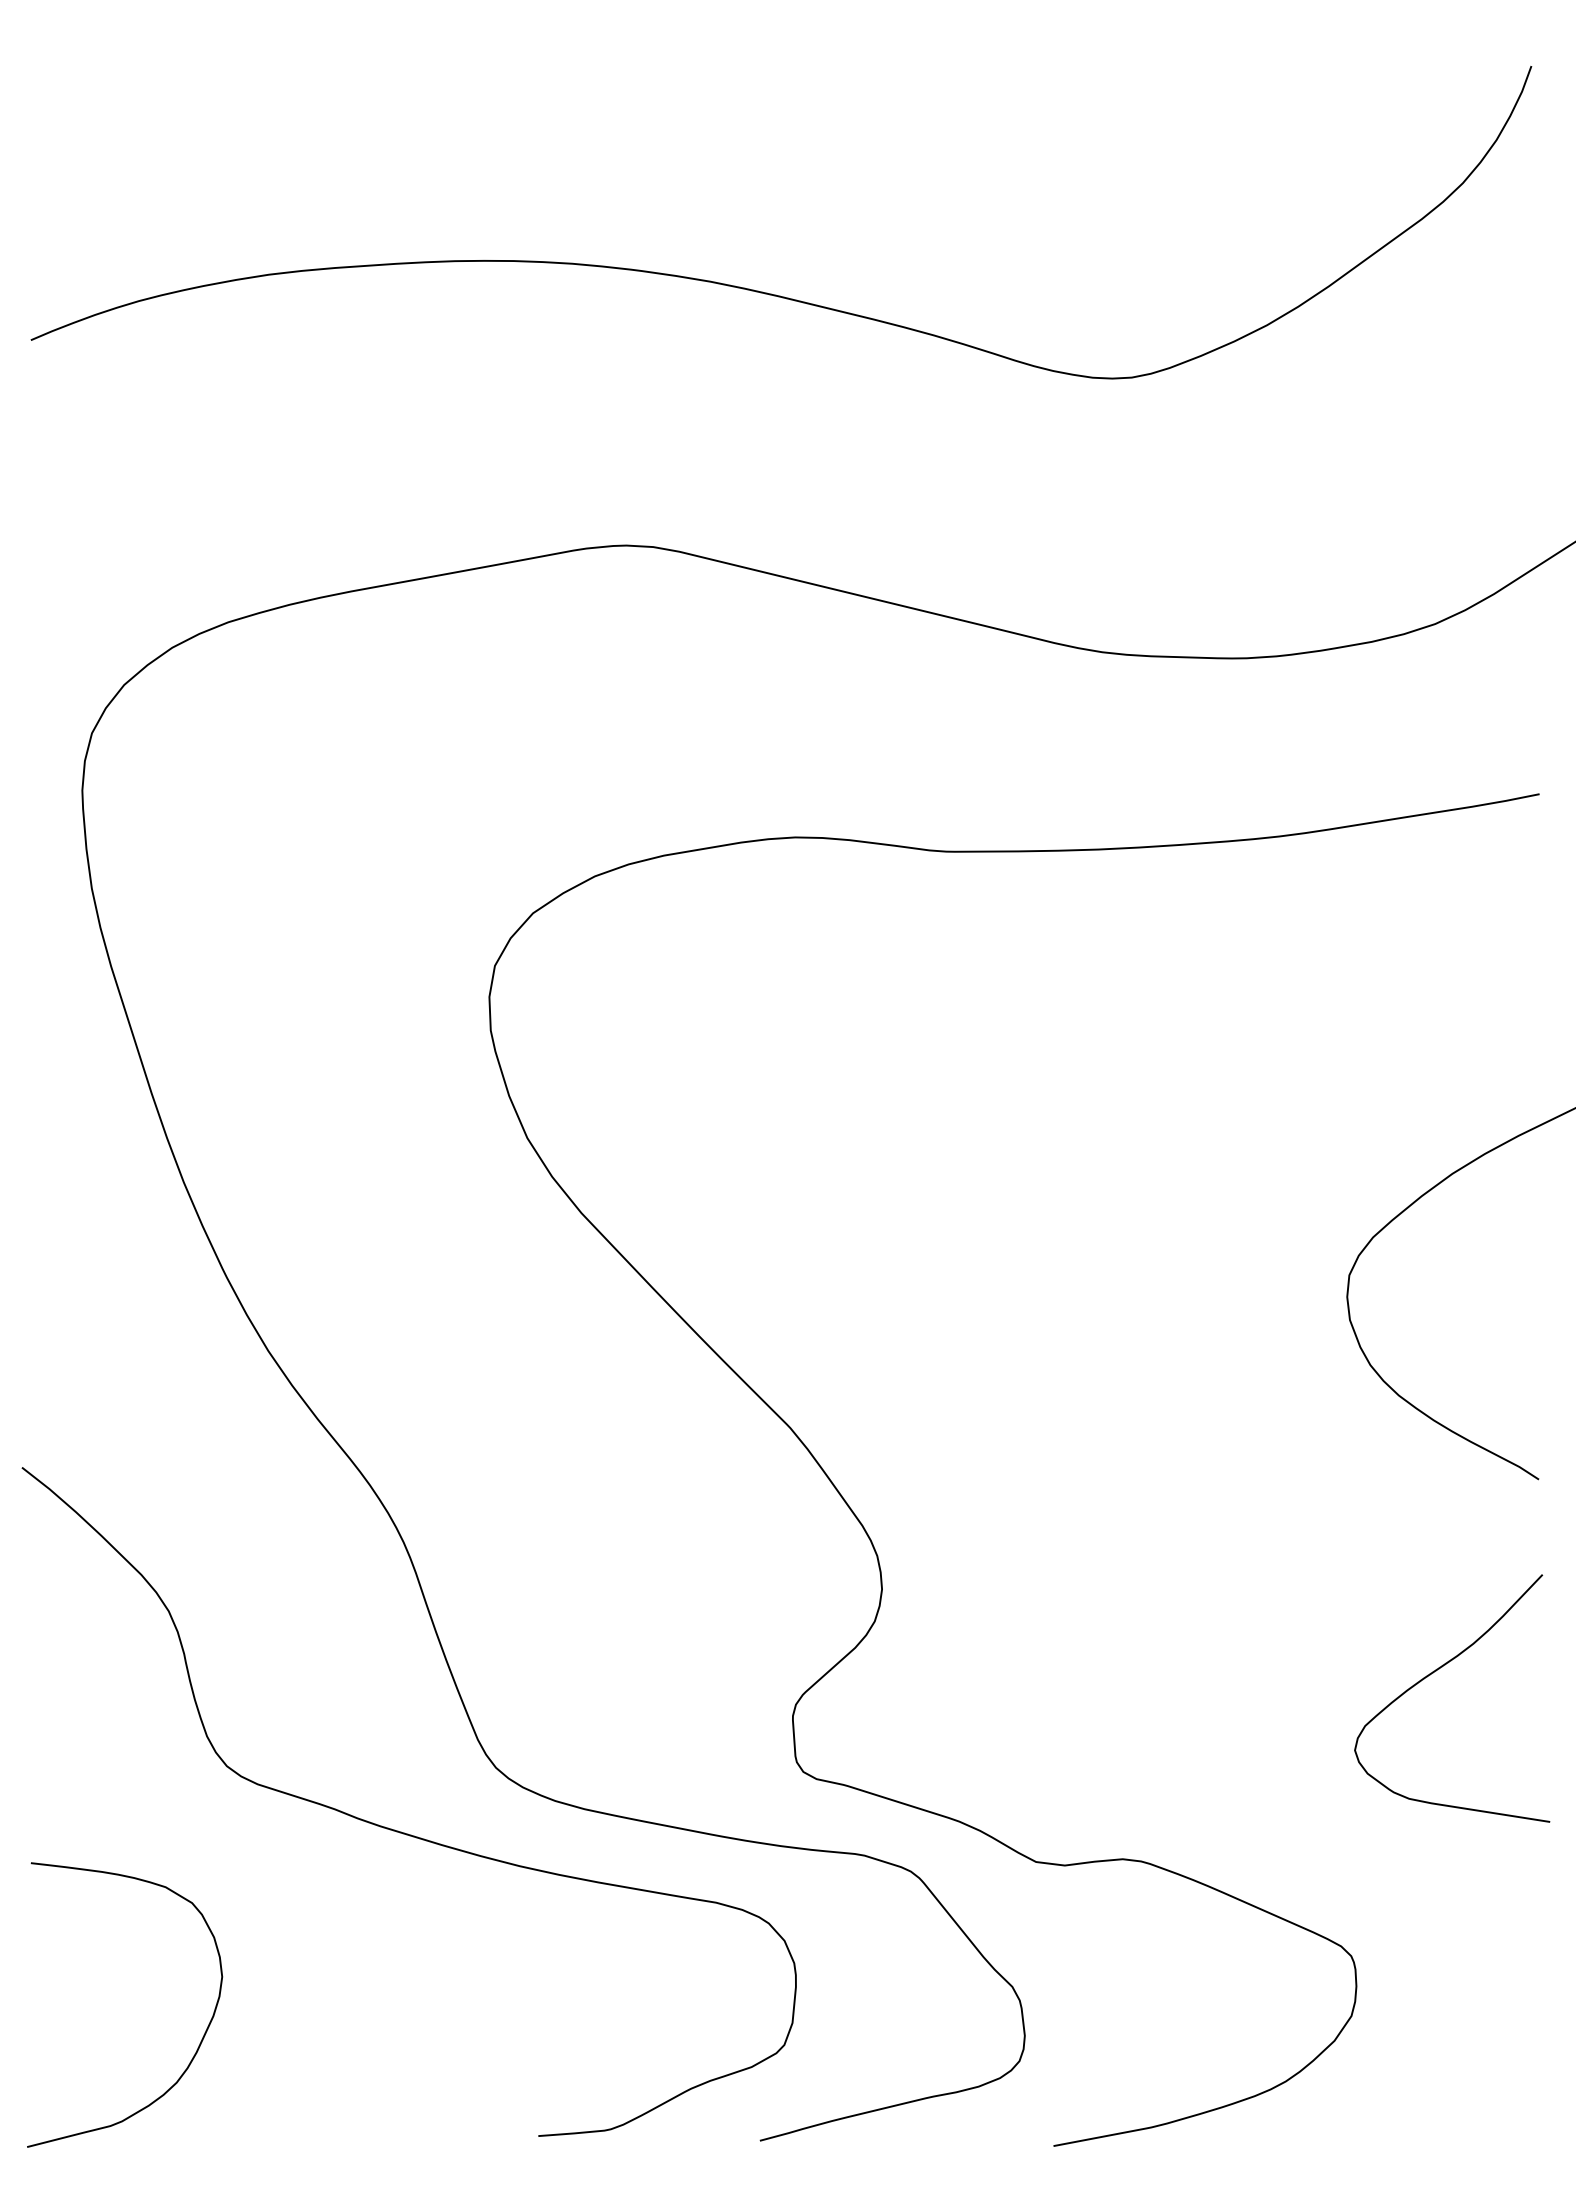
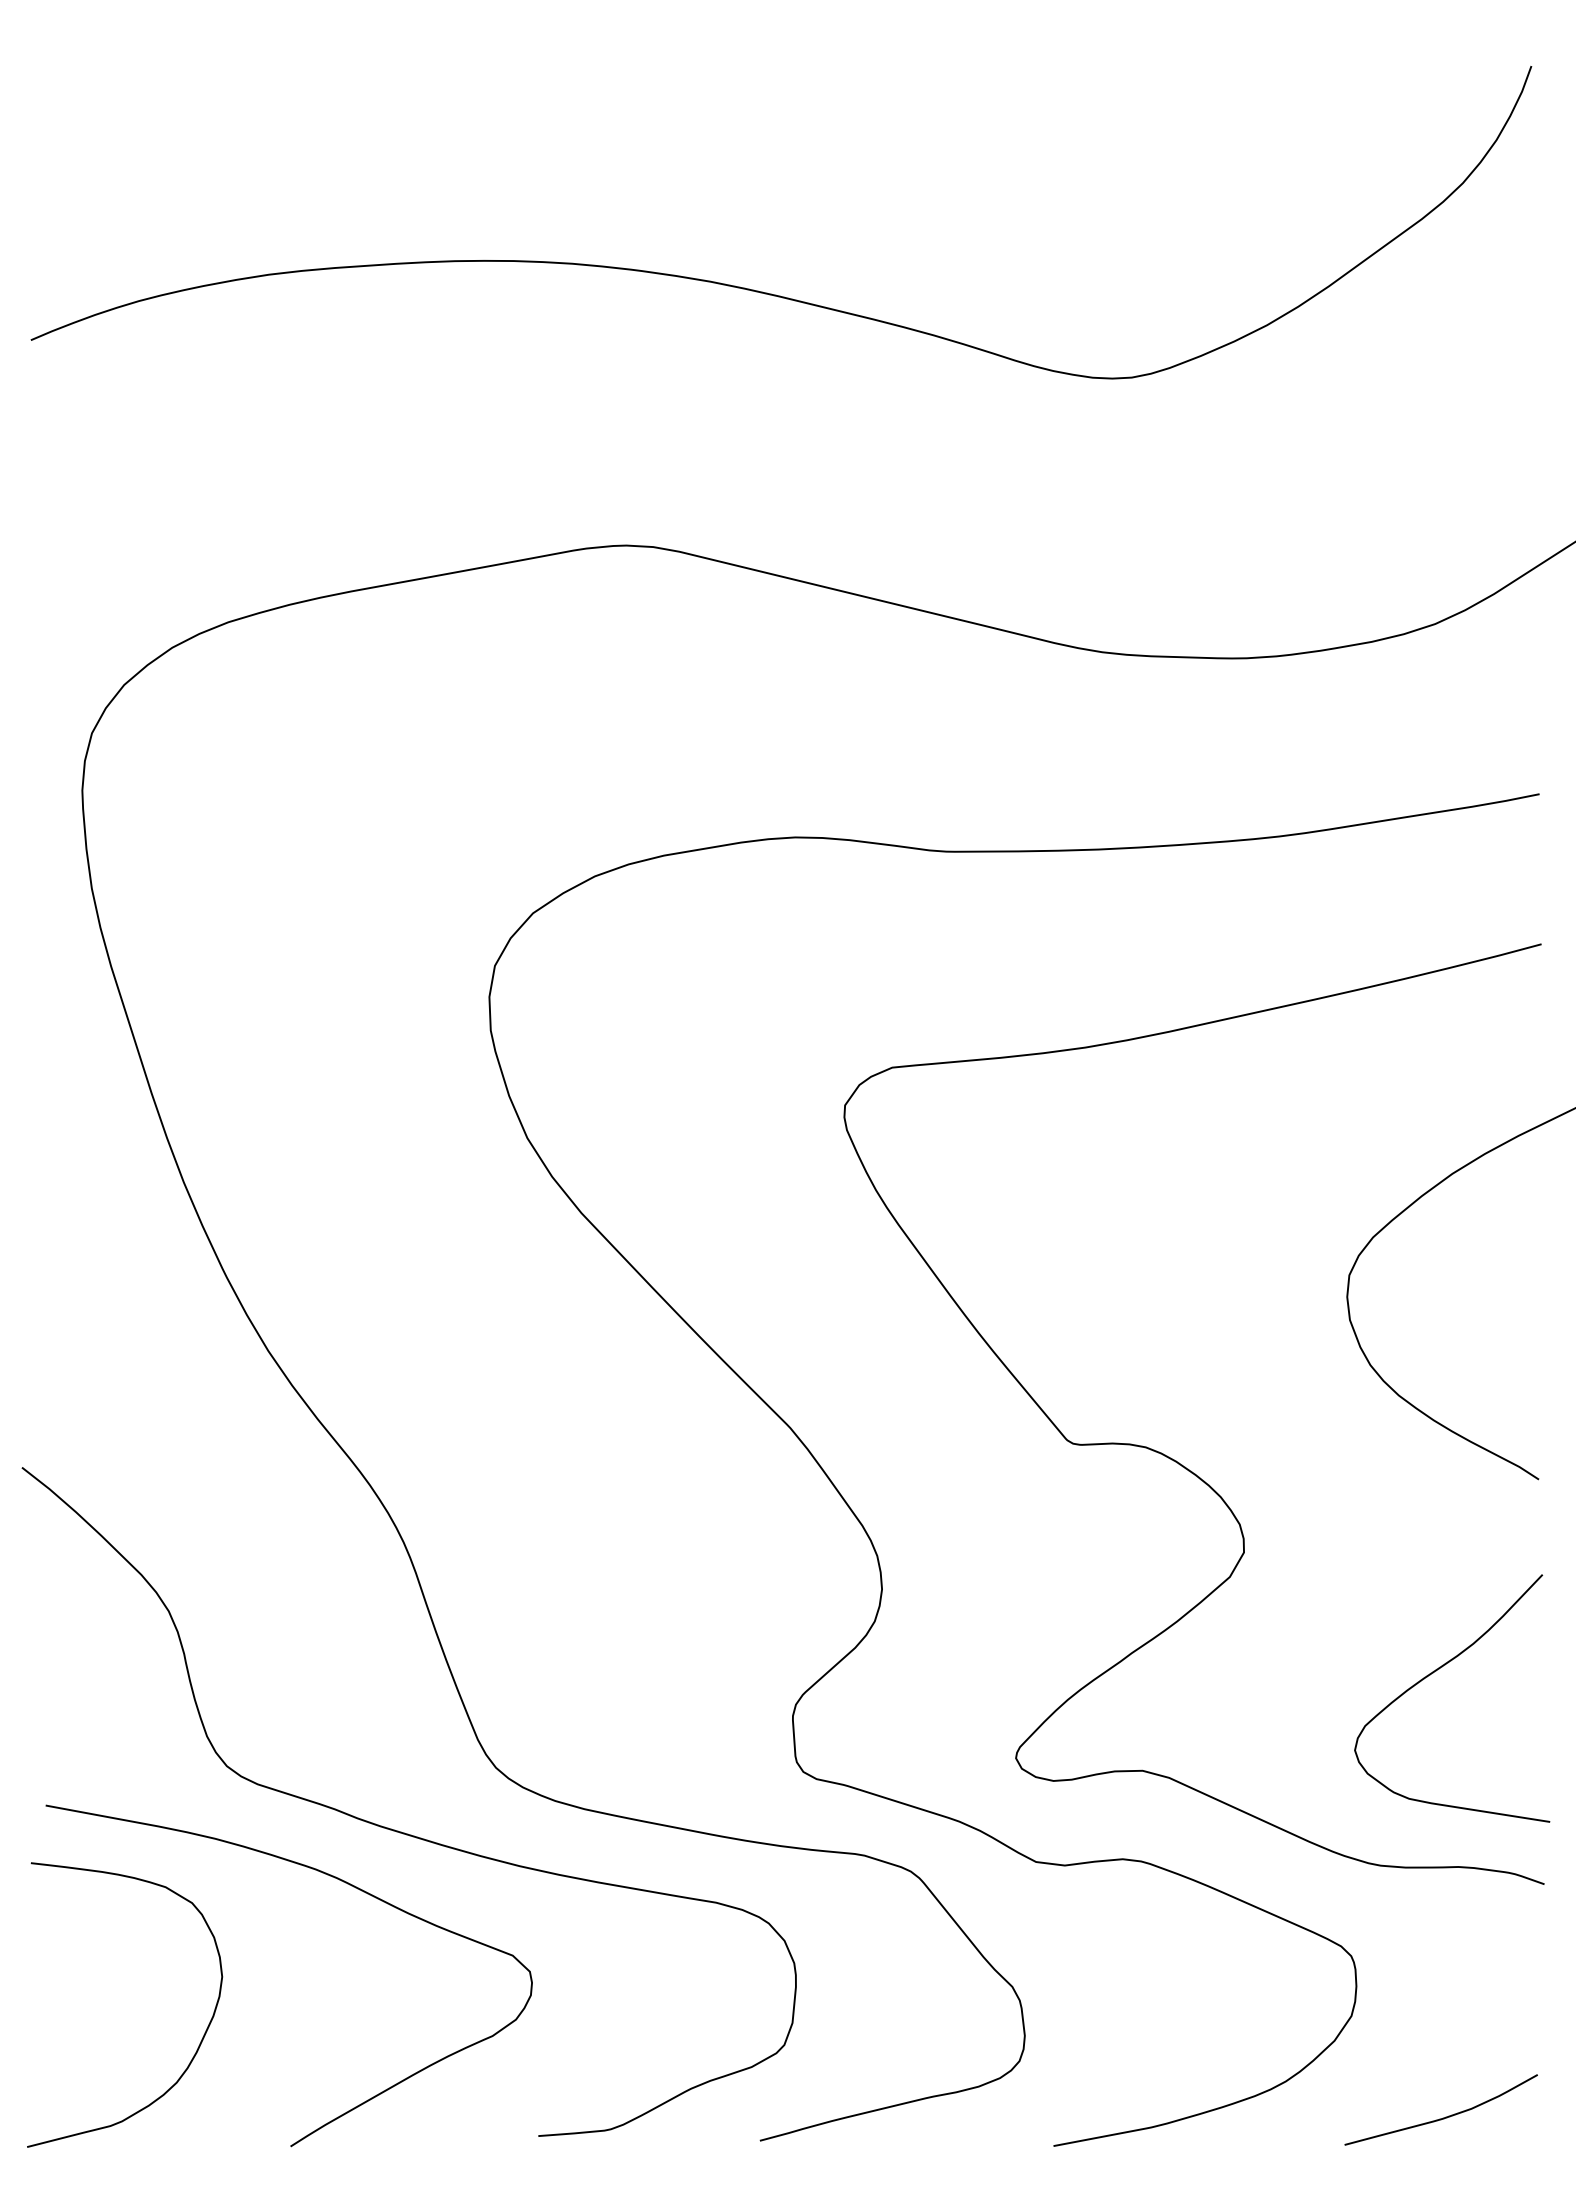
curve: none -> present (1169, 1456)
curve: none -> present (327, 1875)
curve: none -> present (1443, 2117)
